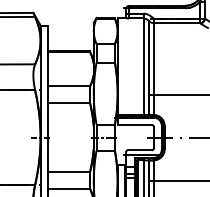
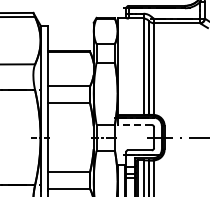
line: present -> none (178, 94)
line: solid -> dashed (134, 124)
line: present -> none (178, 180)
